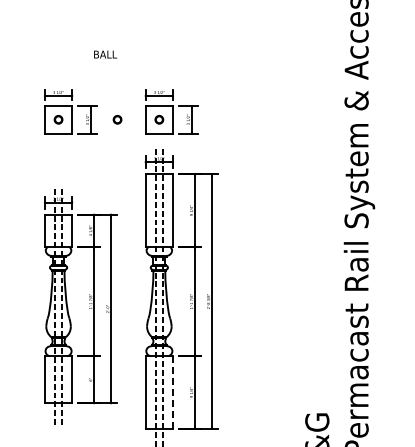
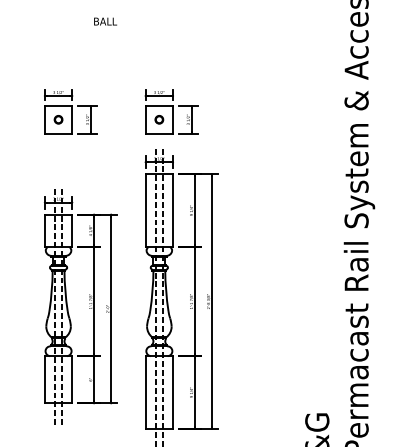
text position: (105, 54) -> (105, 21) (105, 21)
part: present -> none (117, 119)
line: dashed -> solid (173, 393)
